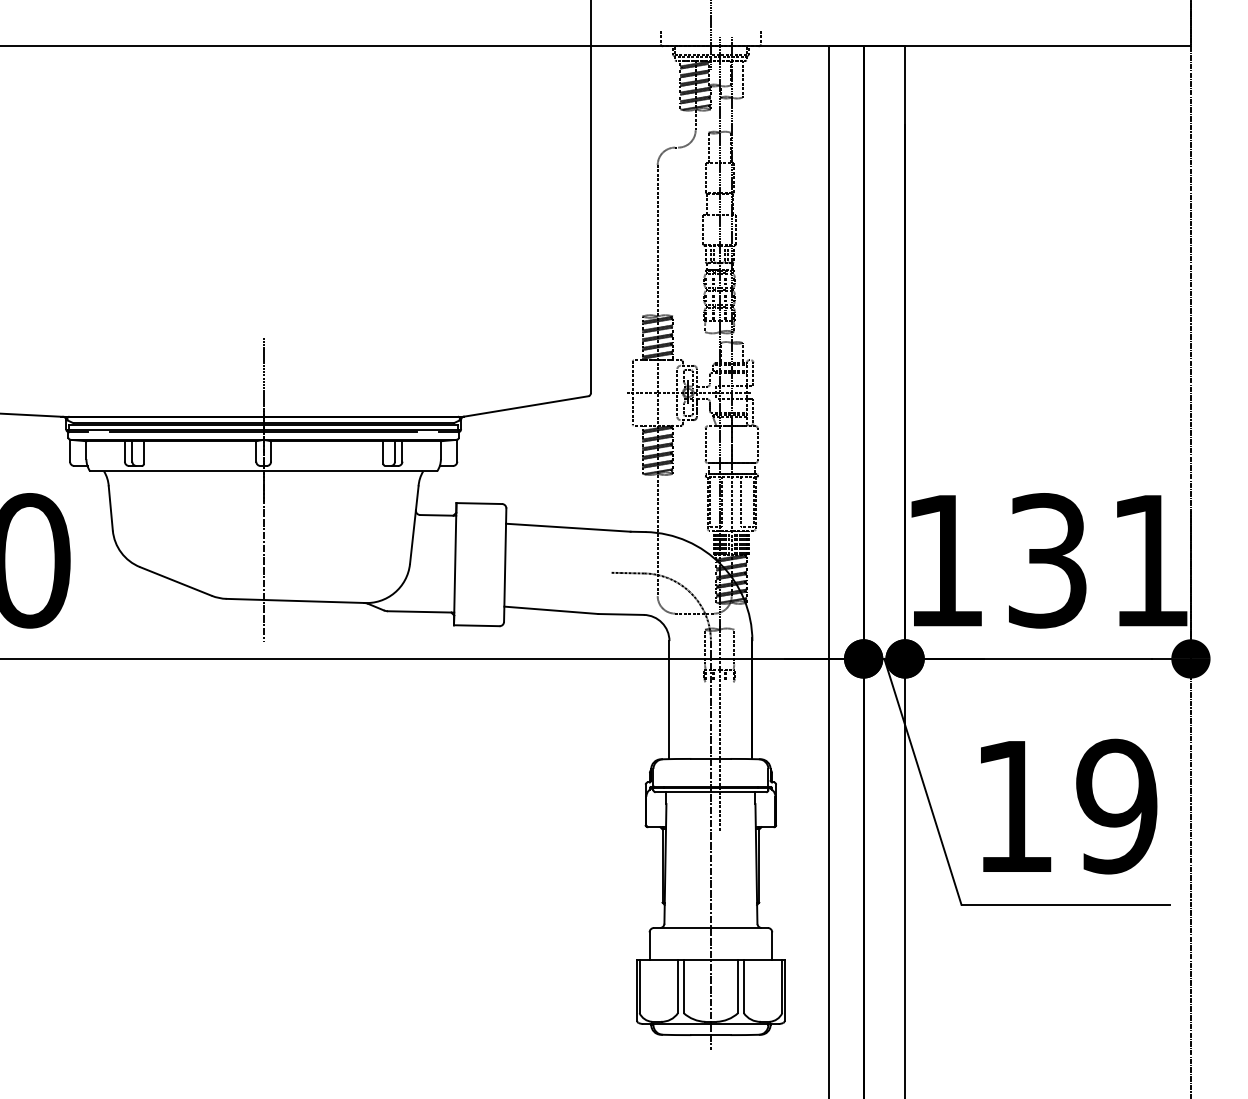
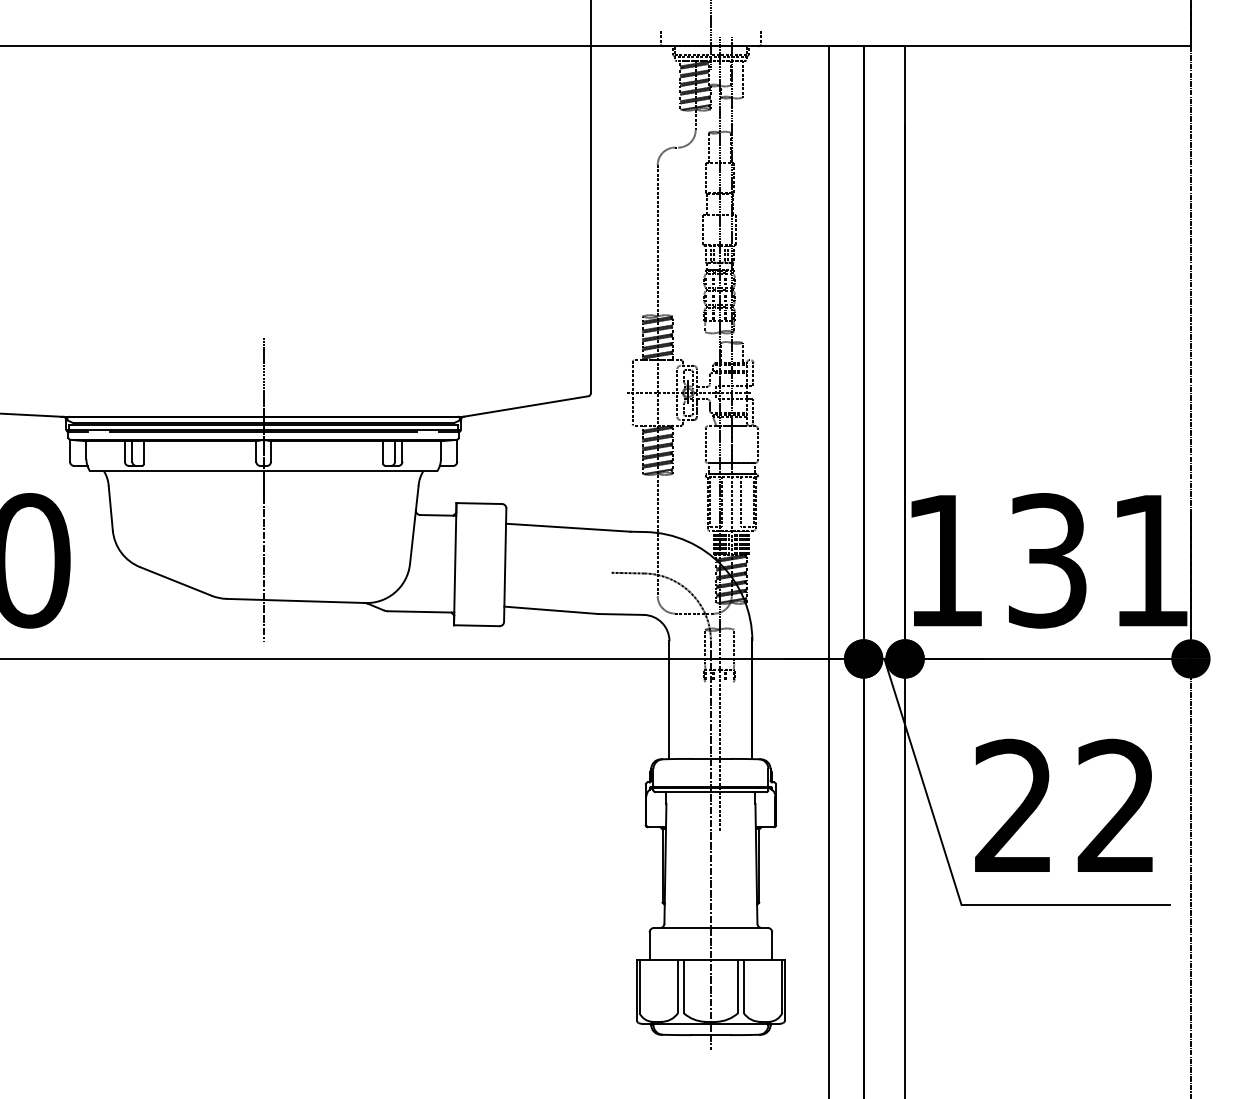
text: 19 -> 22 (1066, 806)
